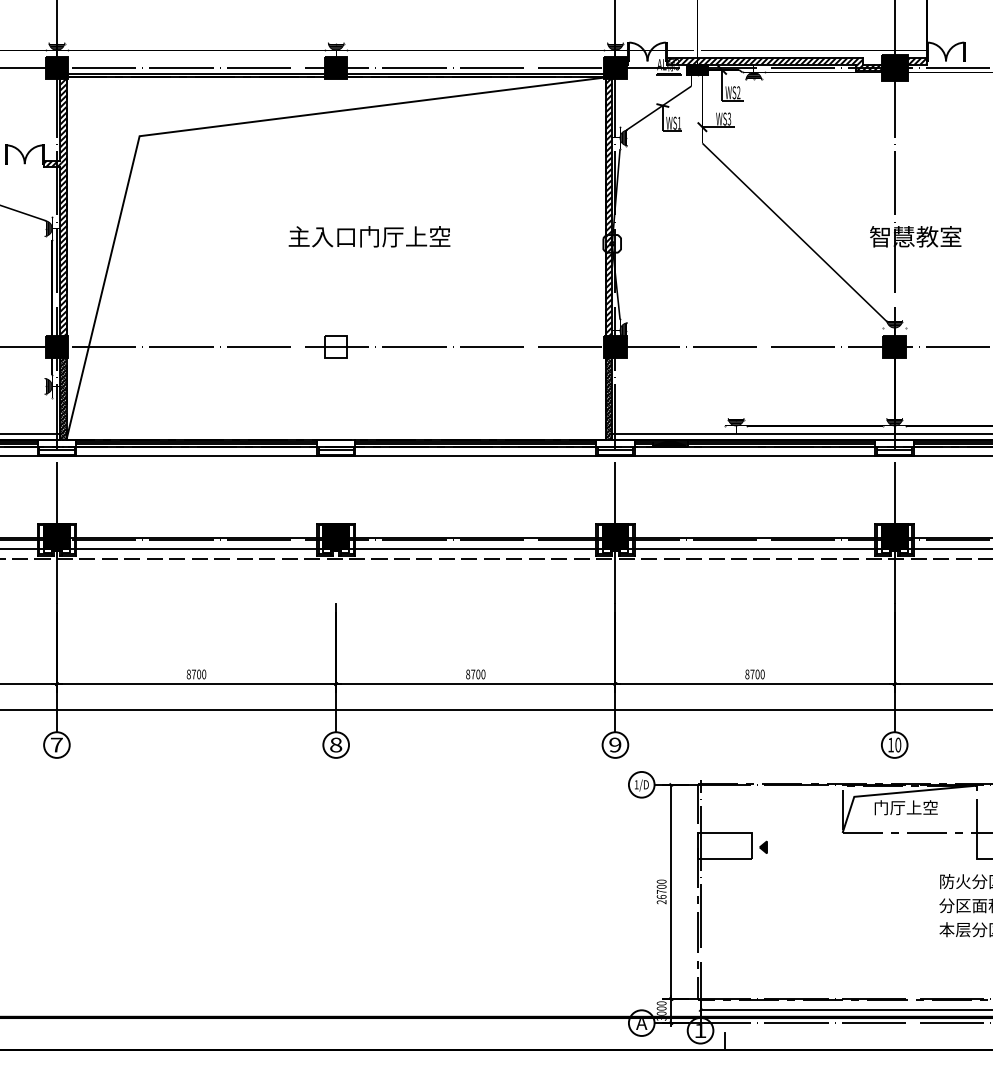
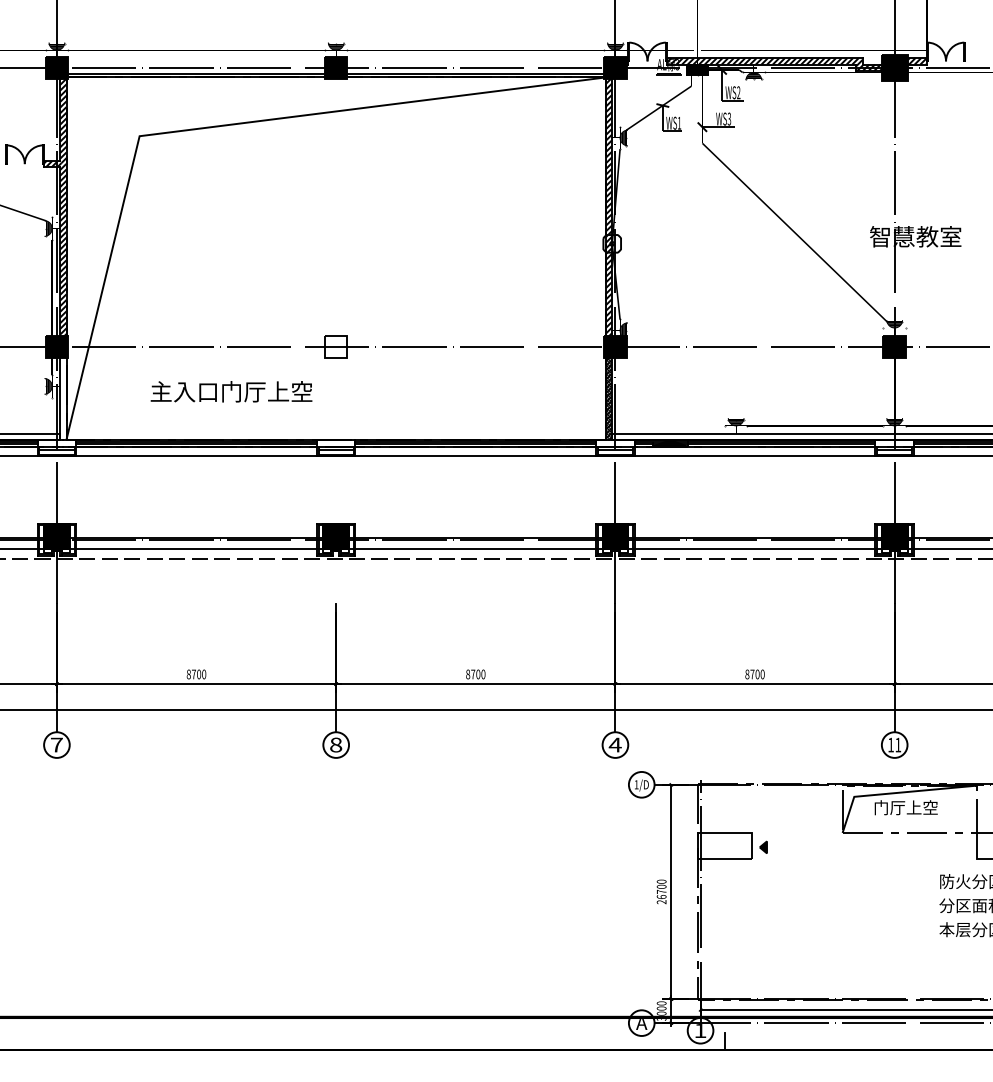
text position: (369, 236) -> (231, 391) (231, 391)
hatch: present -> none (63, 398)
text: 9 -> 4 (614, 744)
text: 10 -> 11 (898, 744)
